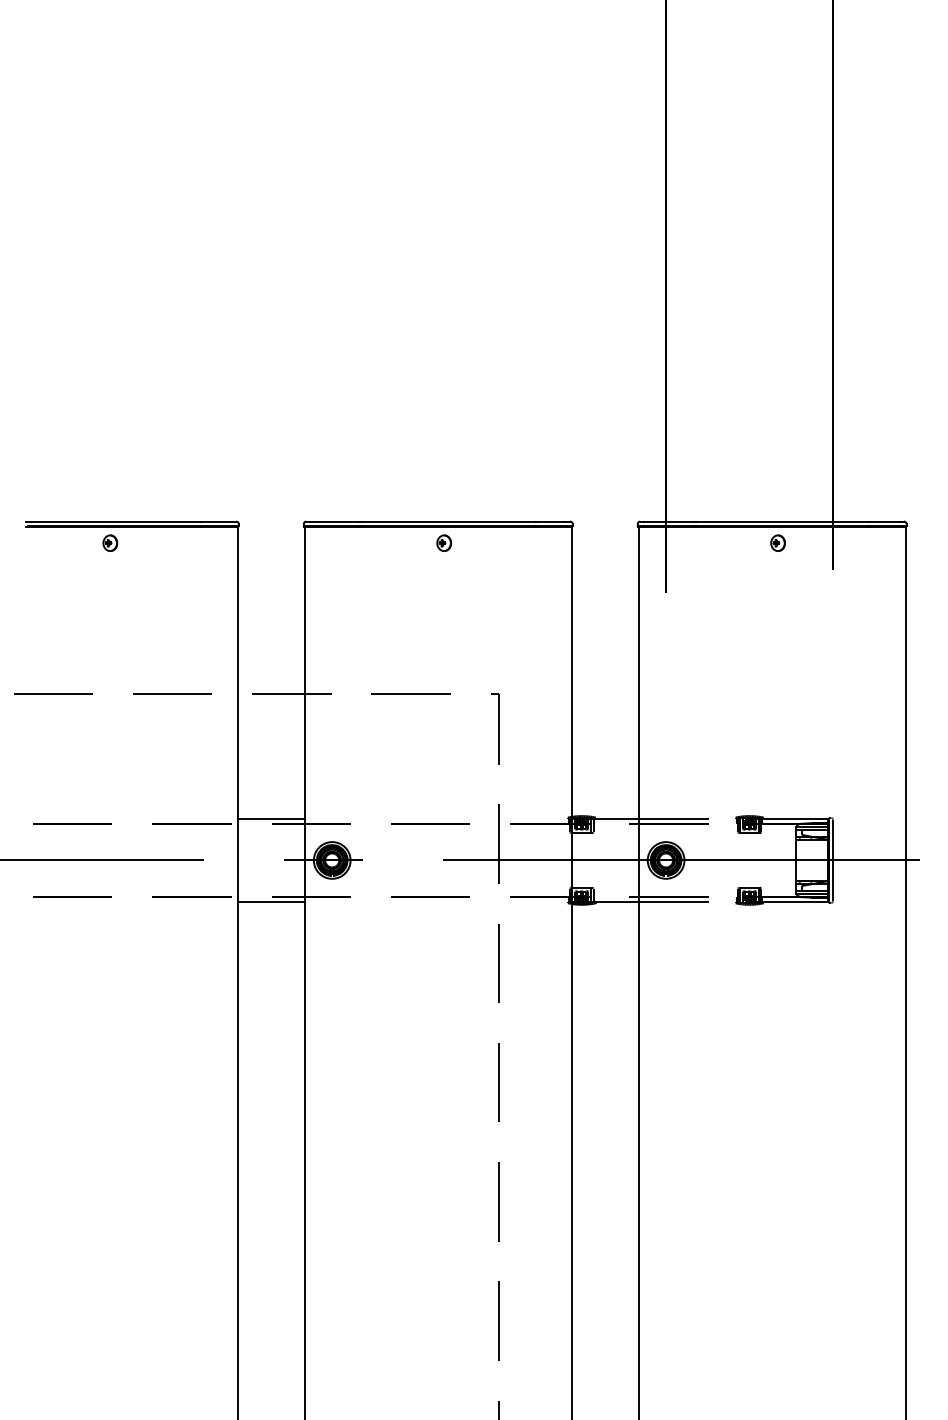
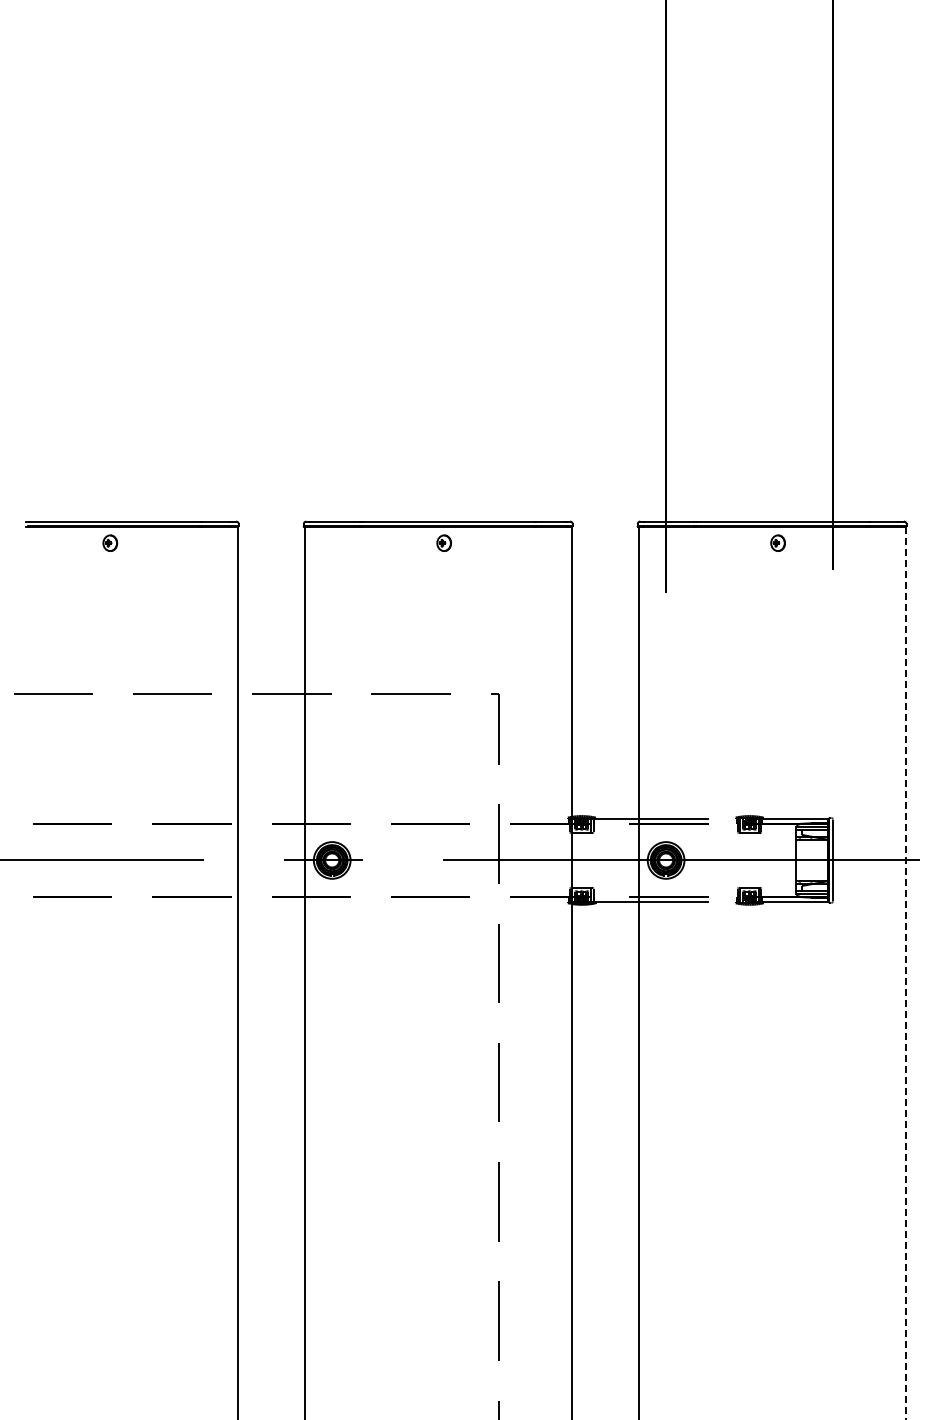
line: present -> none (270, 818)
line: present -> none (270, 902)
line: solid -> dashed (905, 973)
